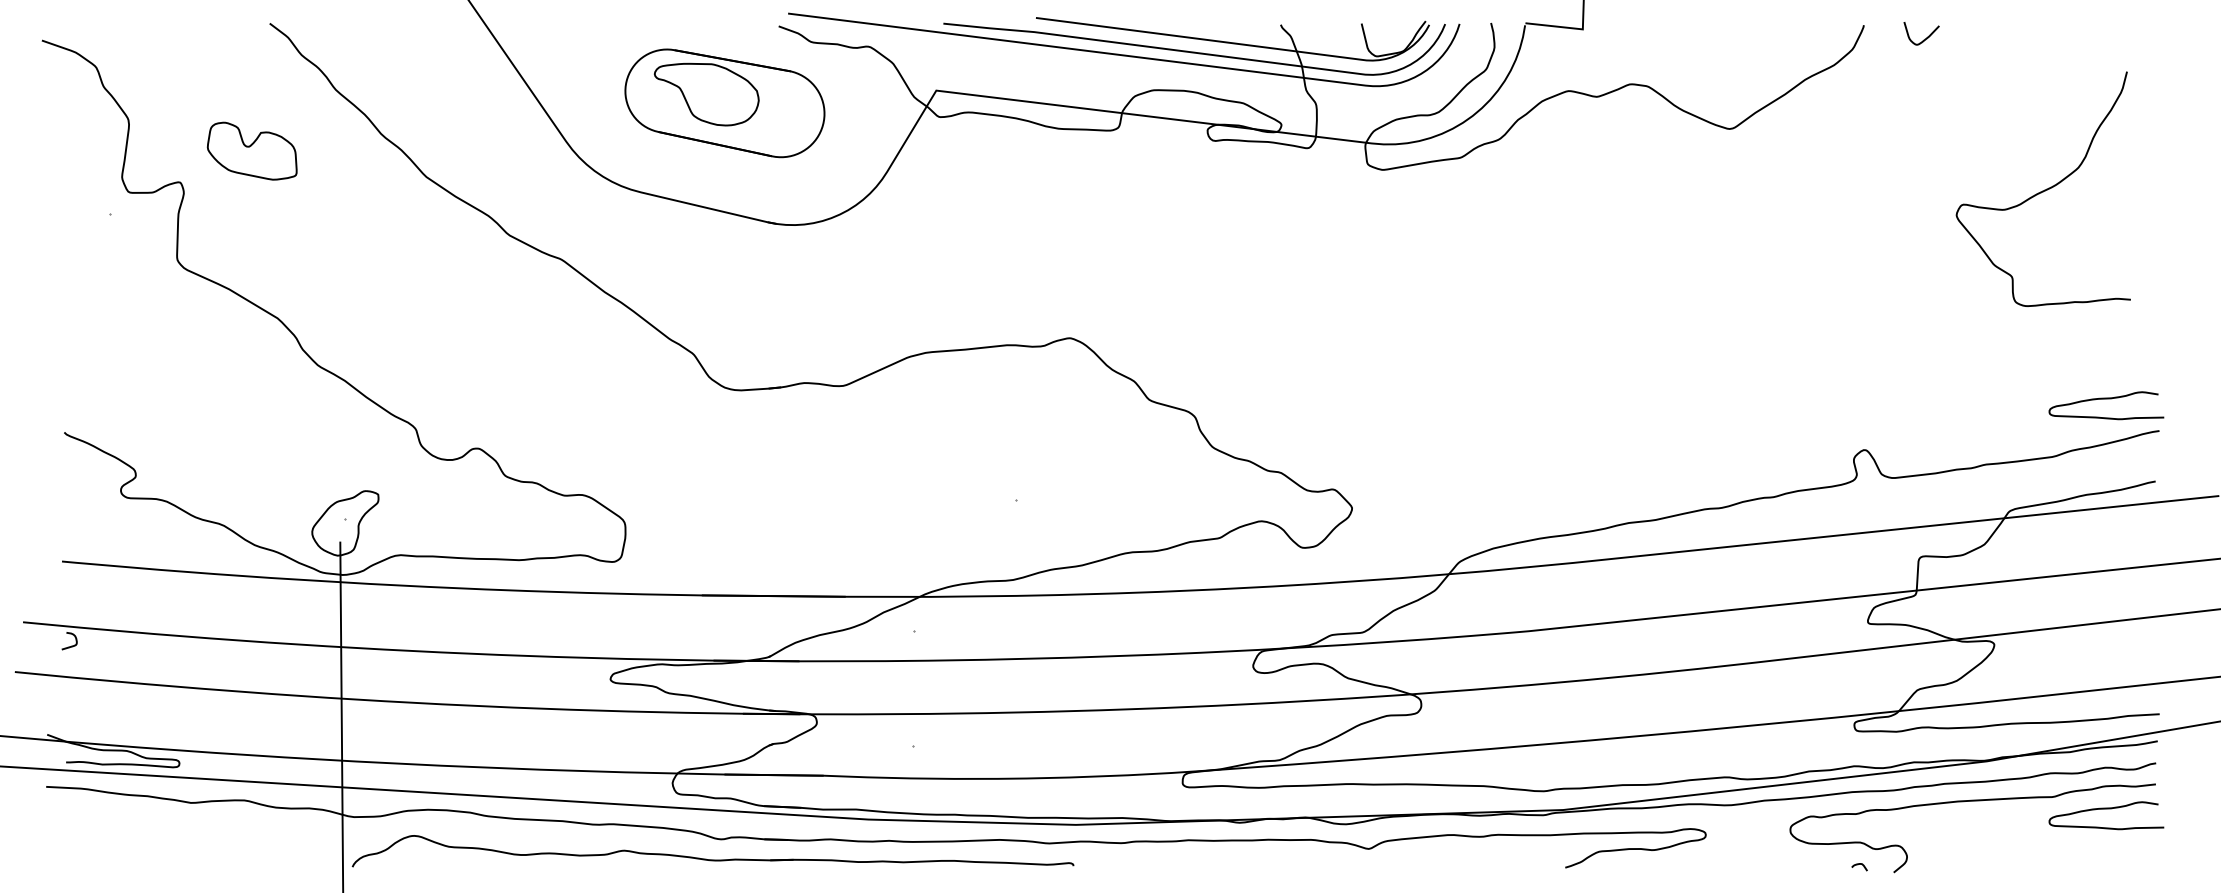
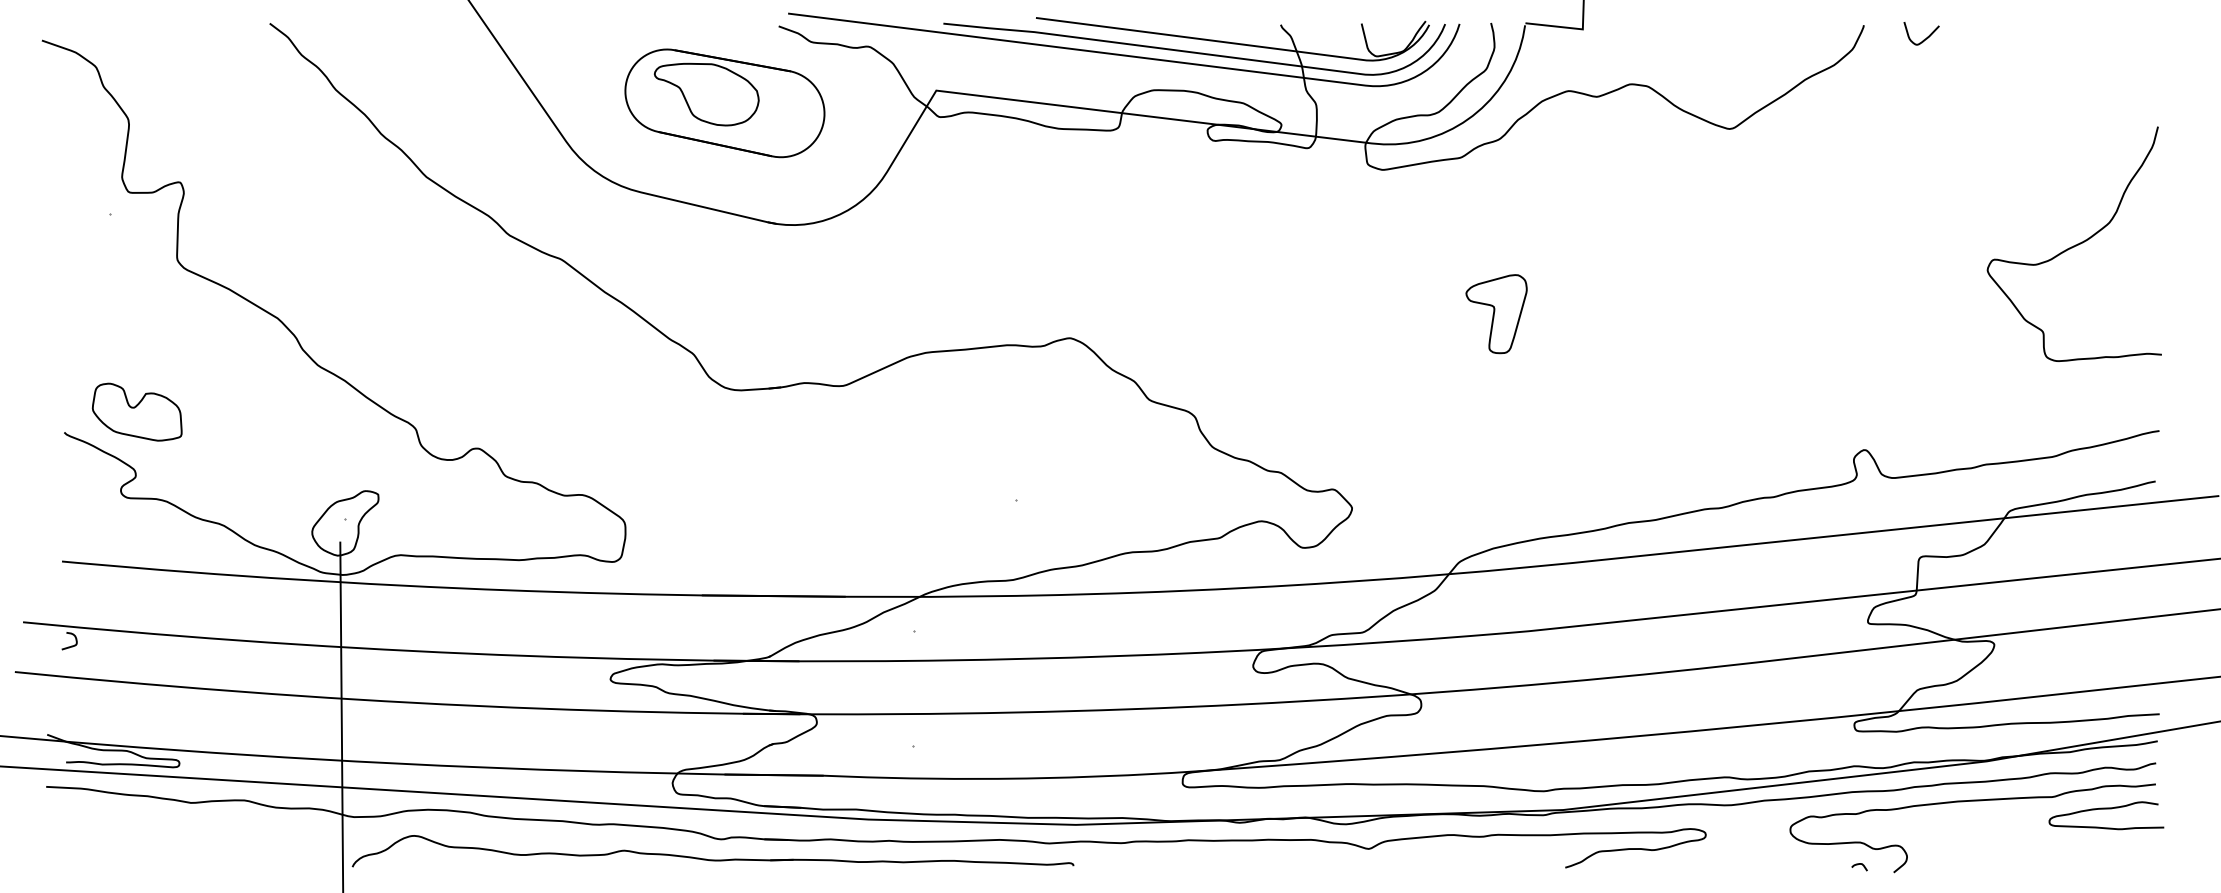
part position: (251, 150) -> (136, 411) (136, 411)
curve position: (2042, 190) -> (2073, 245) (2073, 245)
part: none -> present (1496, 314)
curve: present -> none (2106, 399)
